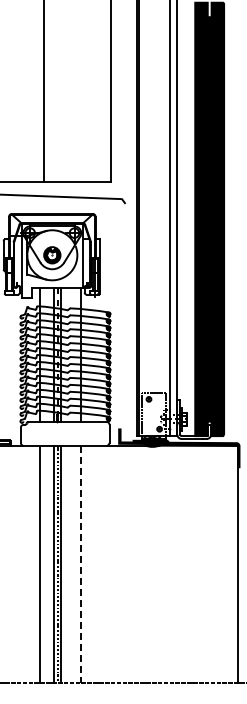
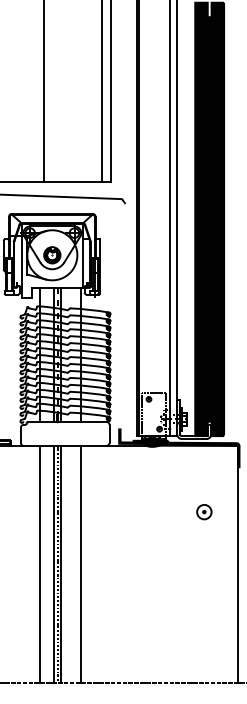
line: none -> present (101, 92)
part: none -> present (204, 512)
line: dashed -> solid (80, 564)
